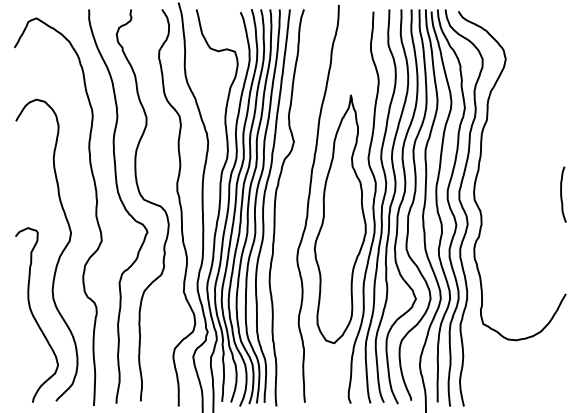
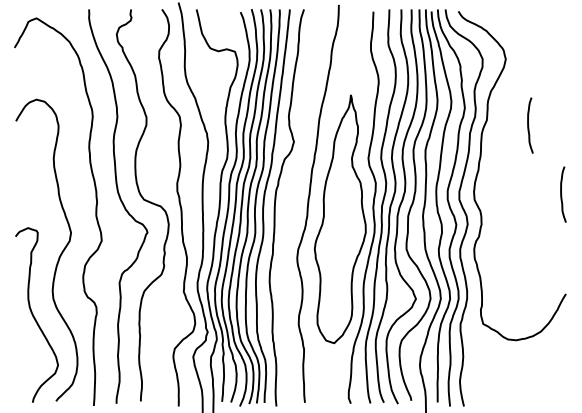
curve: none -> present (529, 126)
